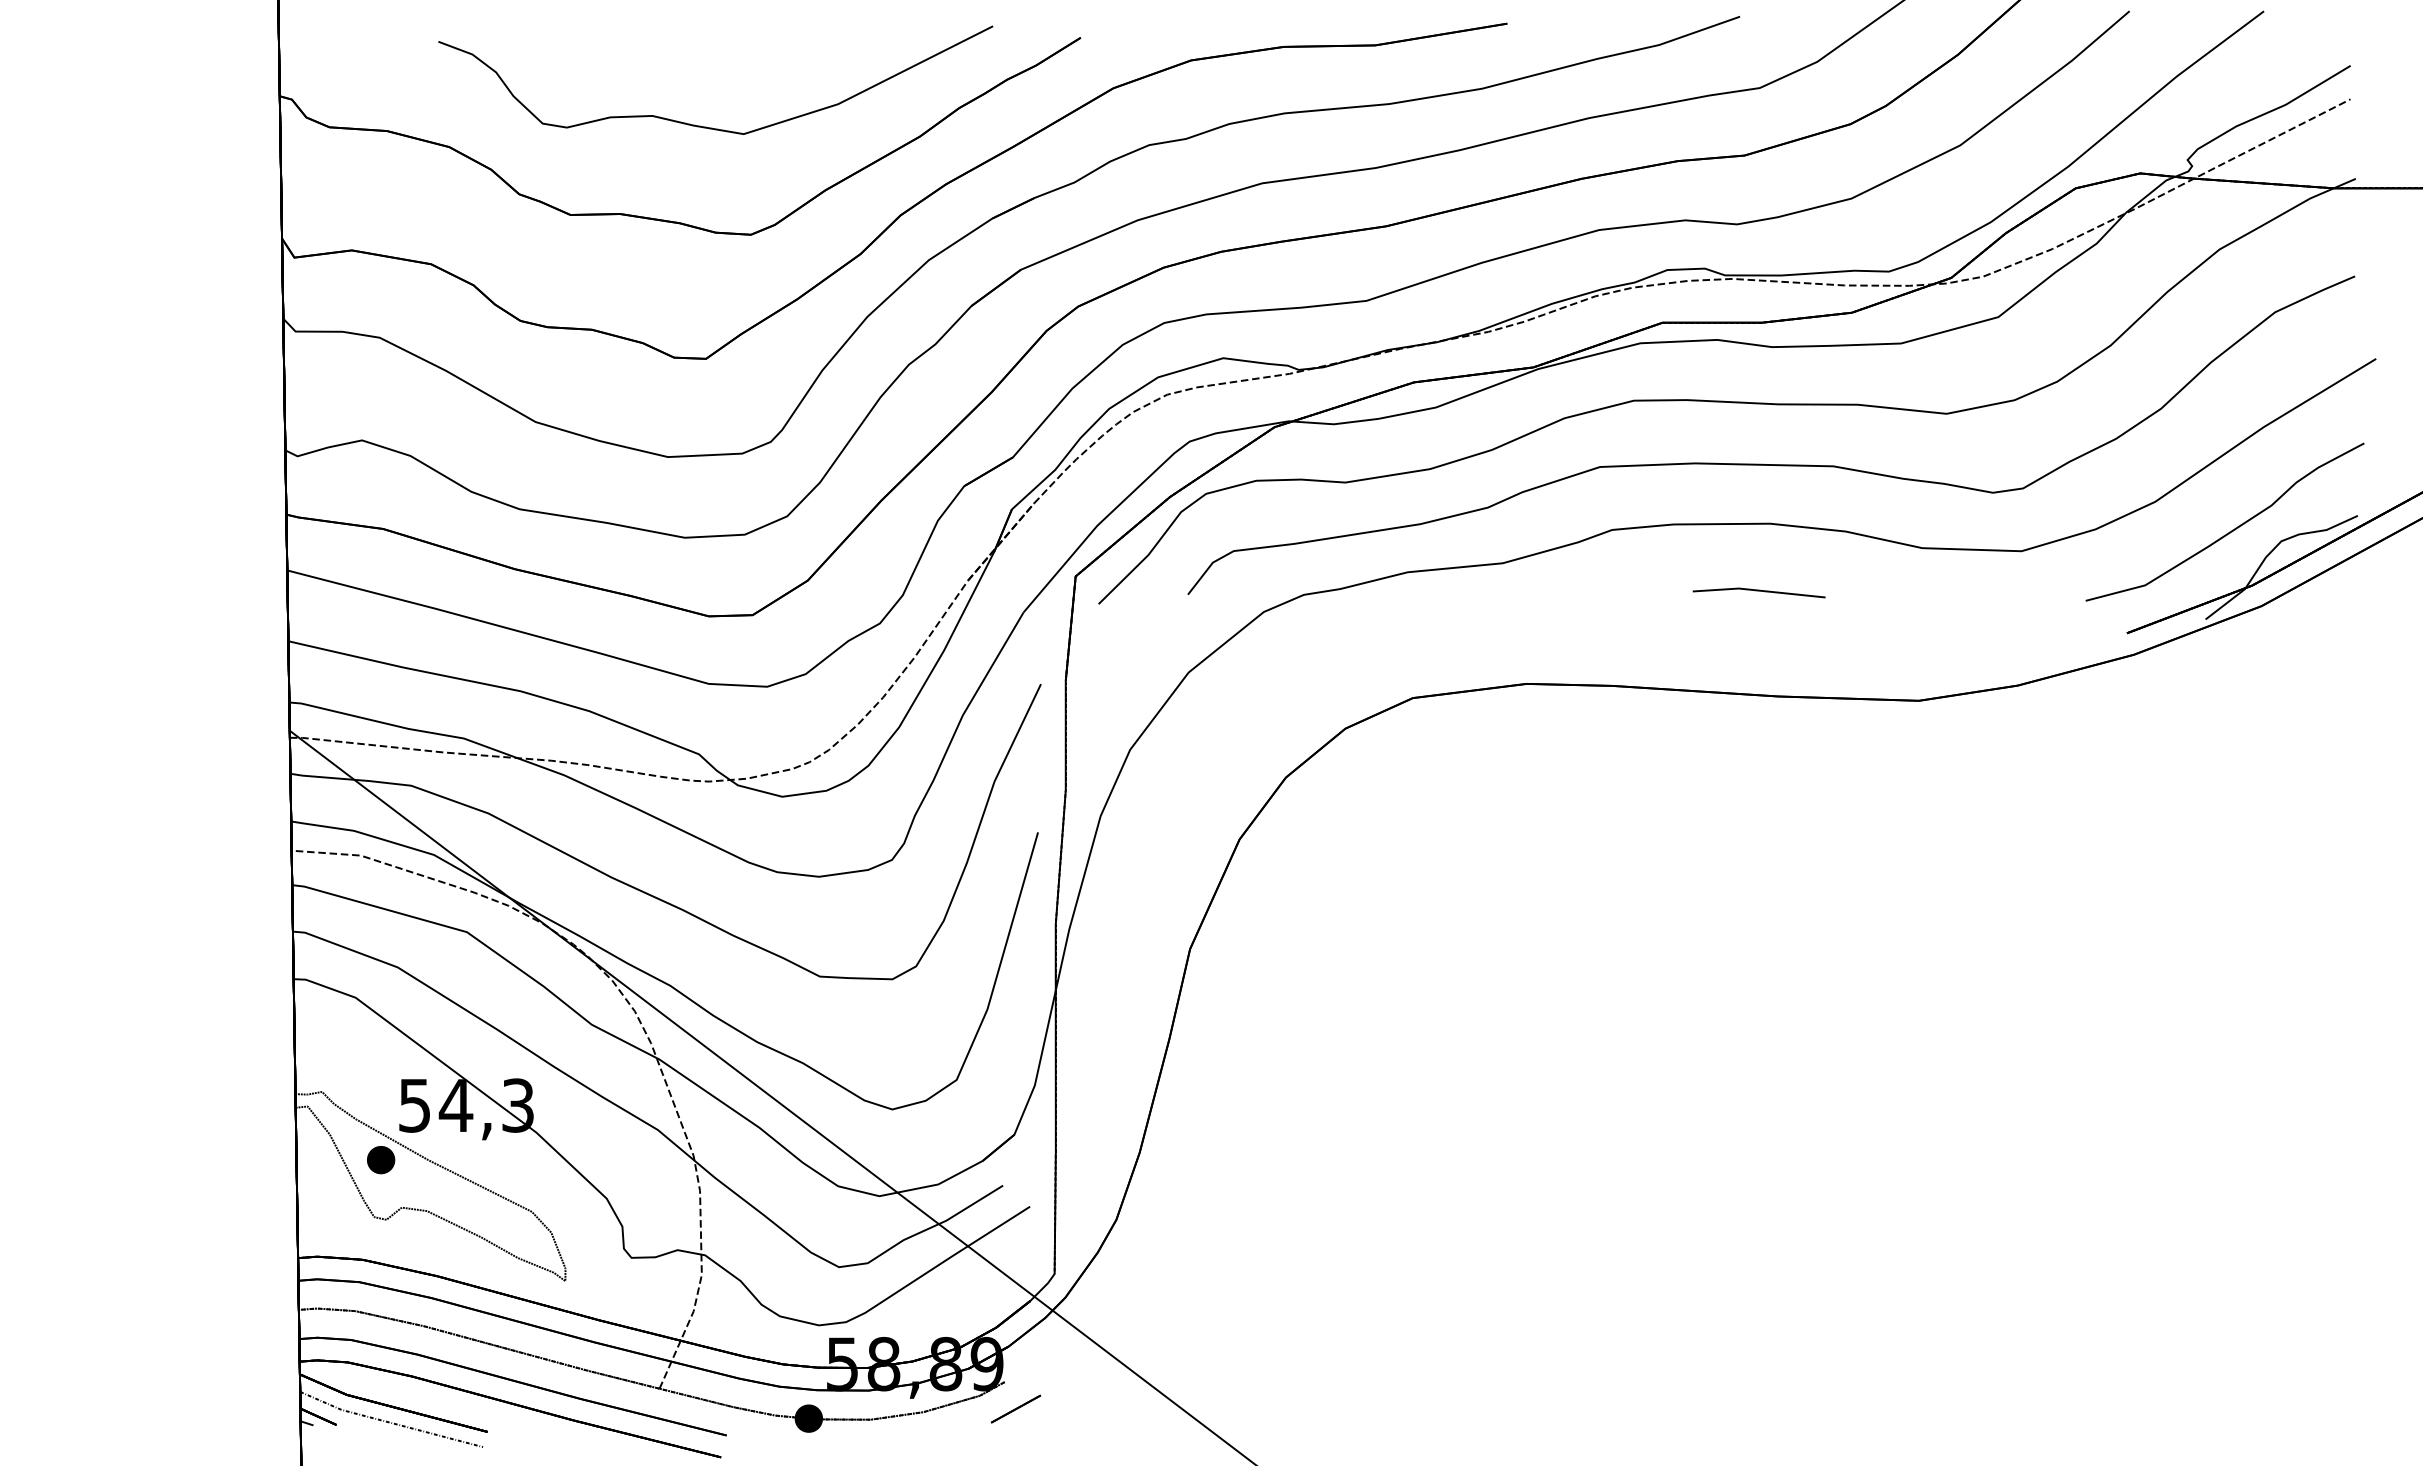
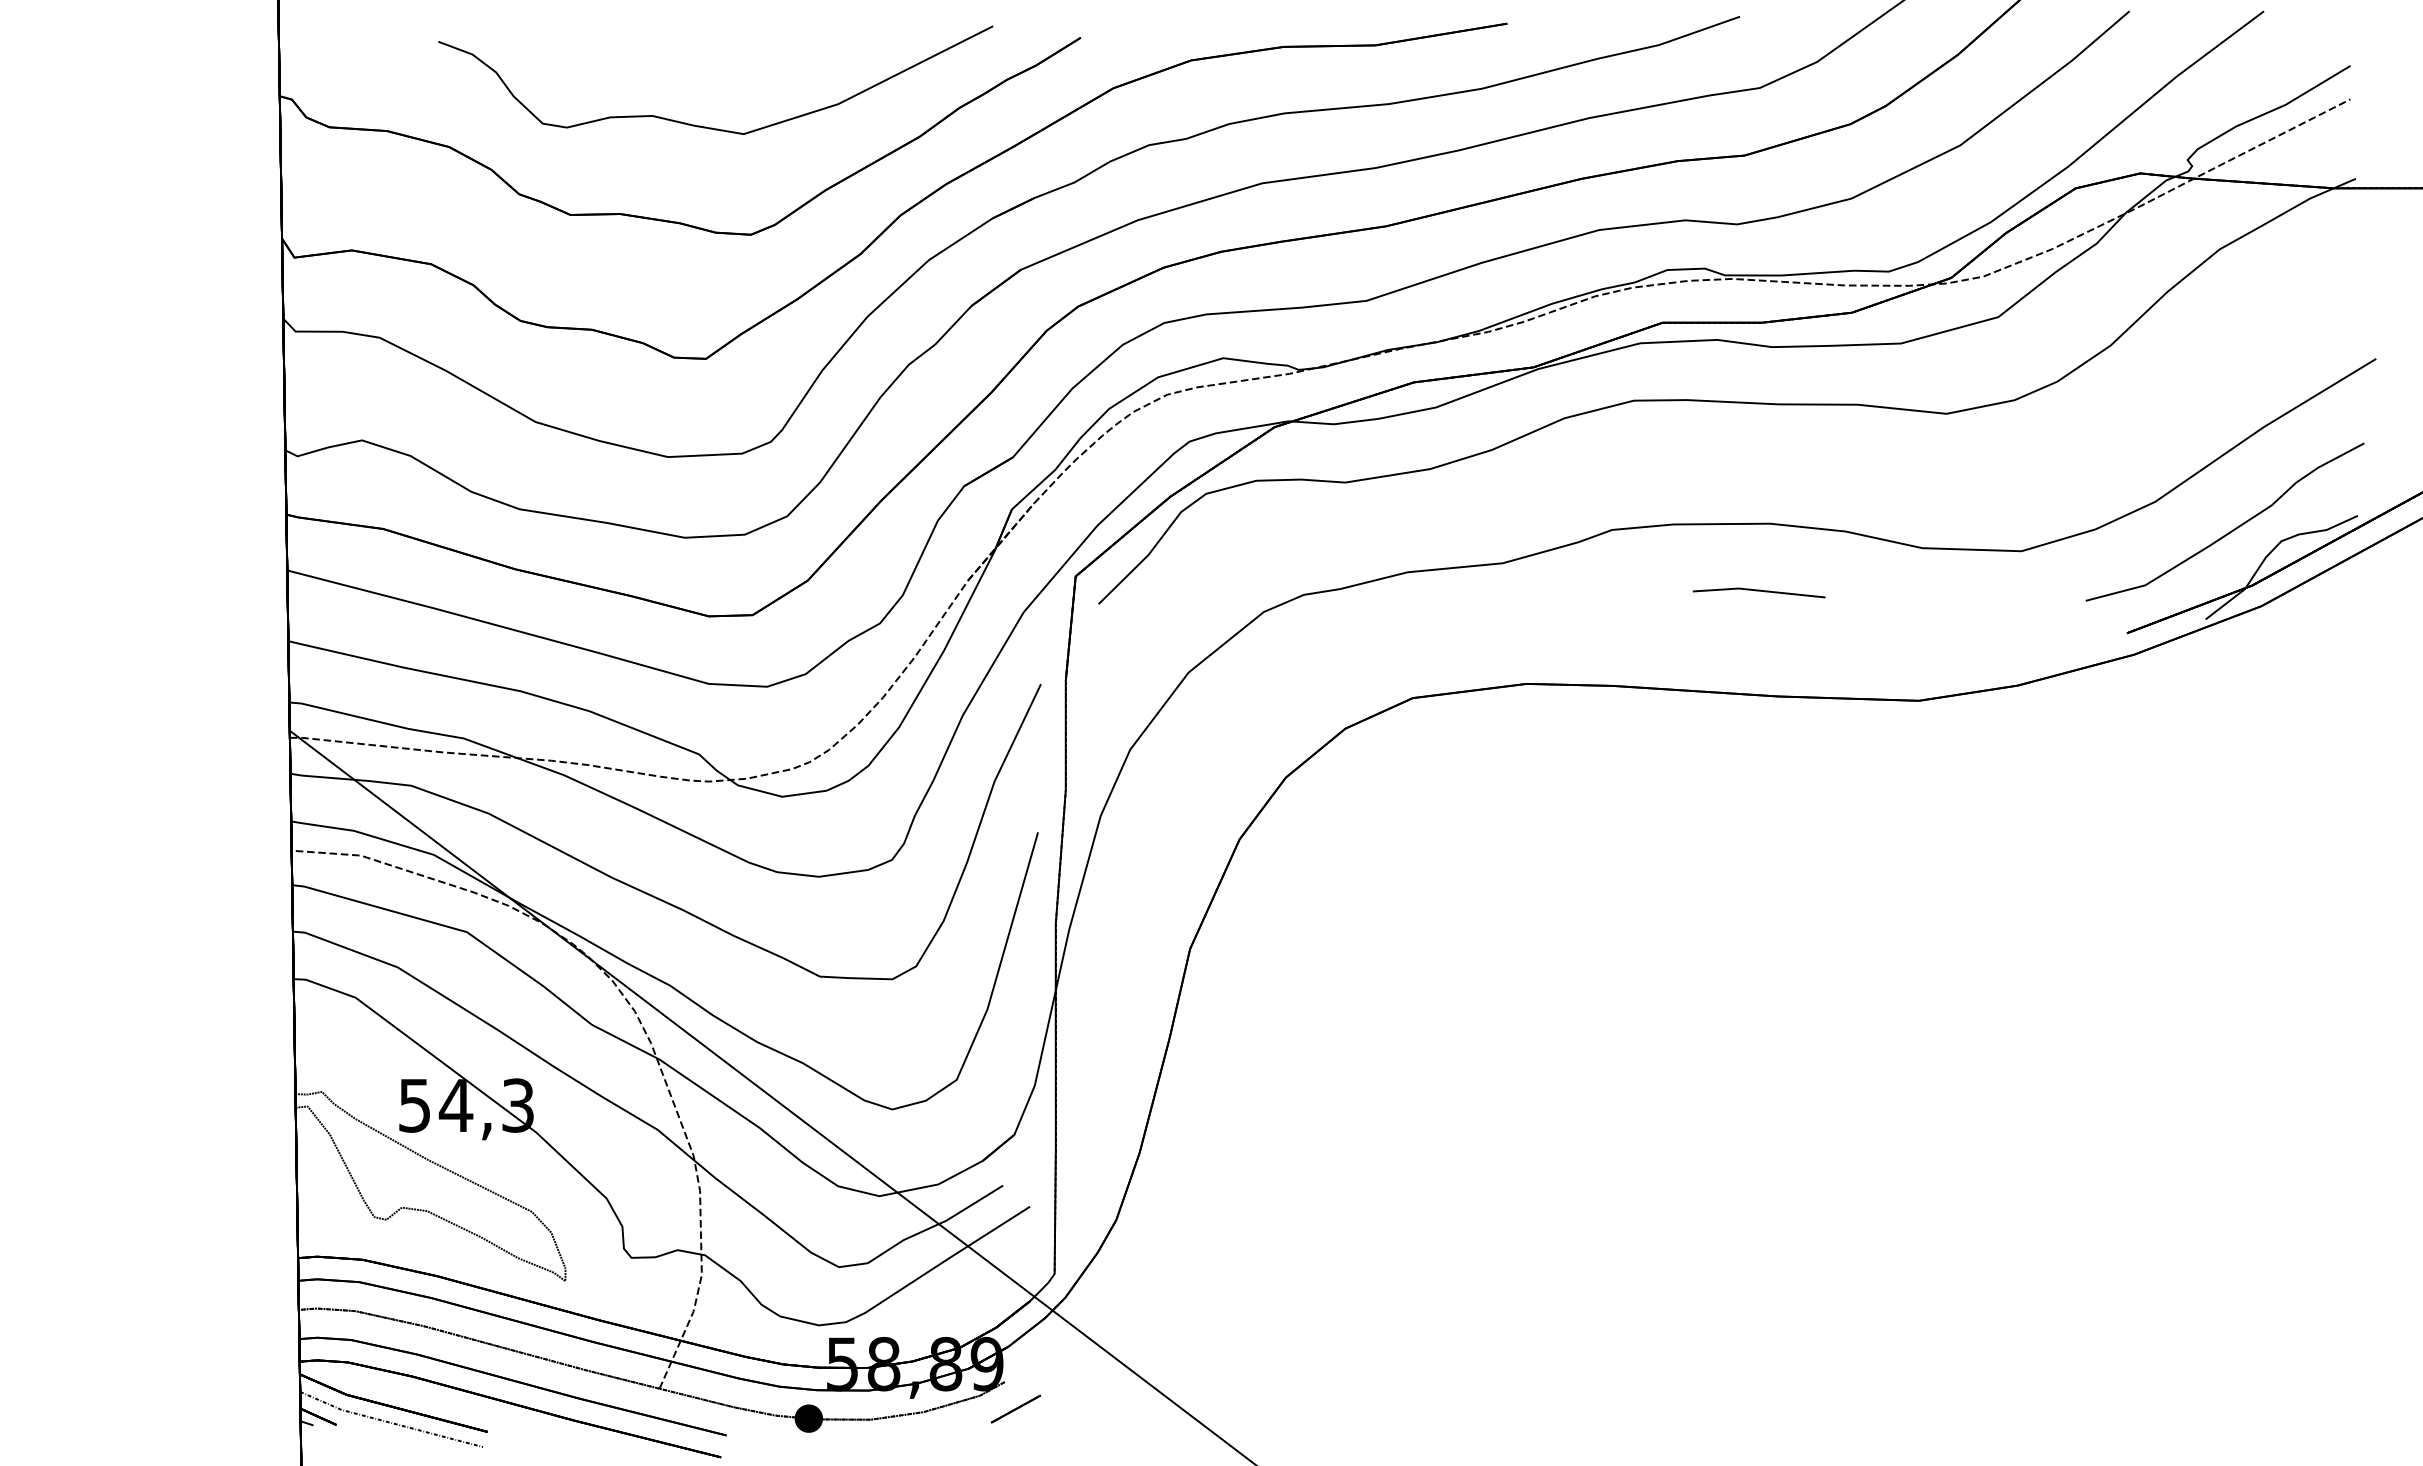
part: present -> none (1771, 464)
part: present -> none (381, 1160)
